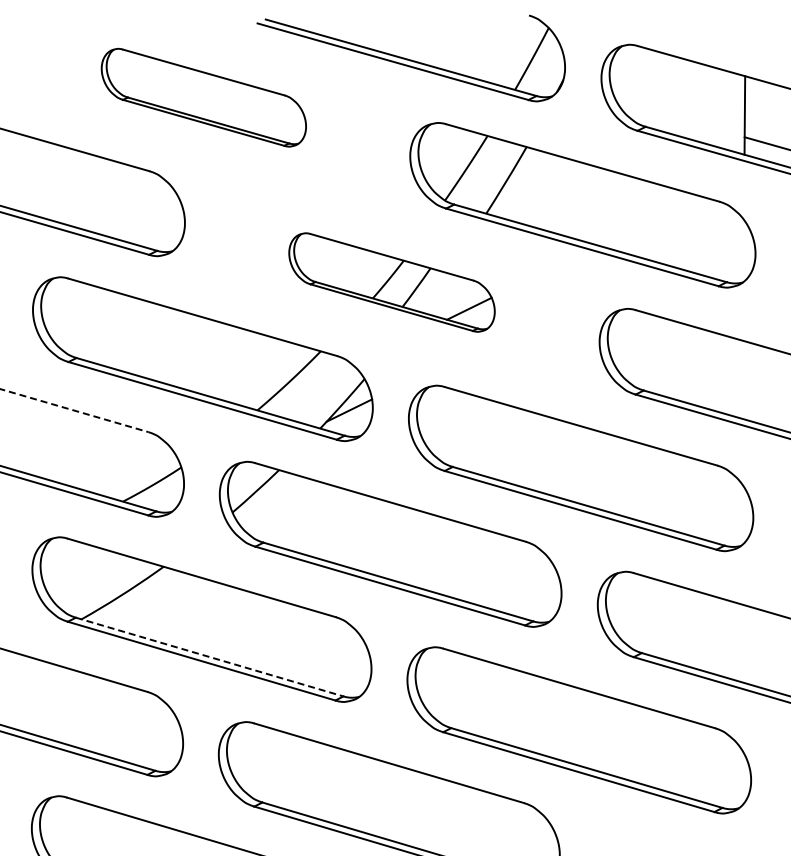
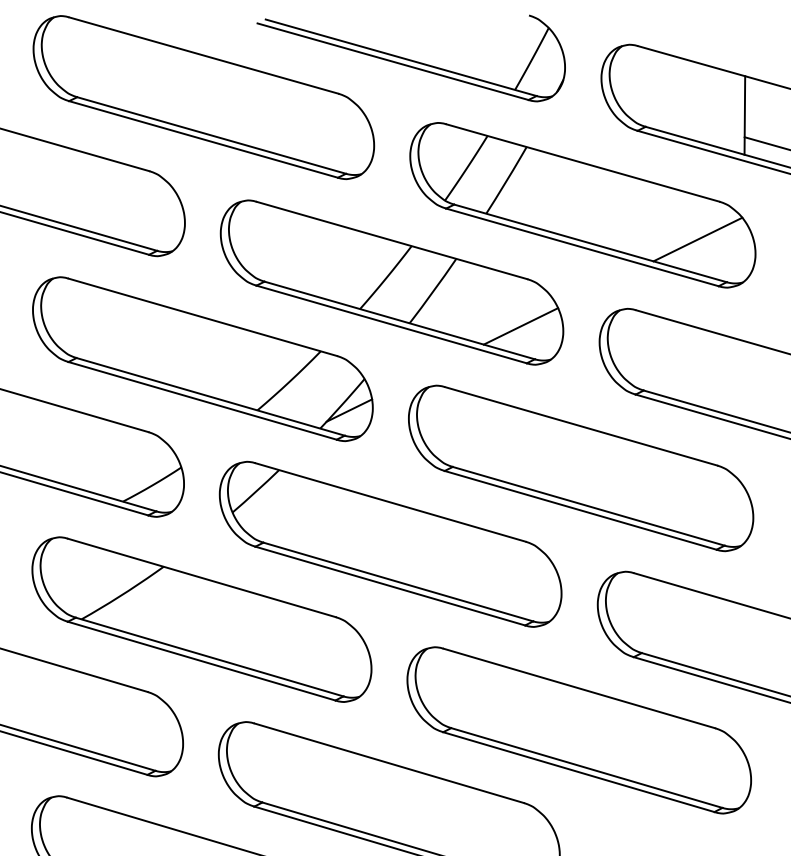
part size: 207x101 px -> 344x166 px (203, 97)
line: none -> present (697, 239)
part size: 208x101 px -> 346x167 px (391, 282)
line: dashed -> solid (74, 410)
line: dashed -> solid (210, 657)
